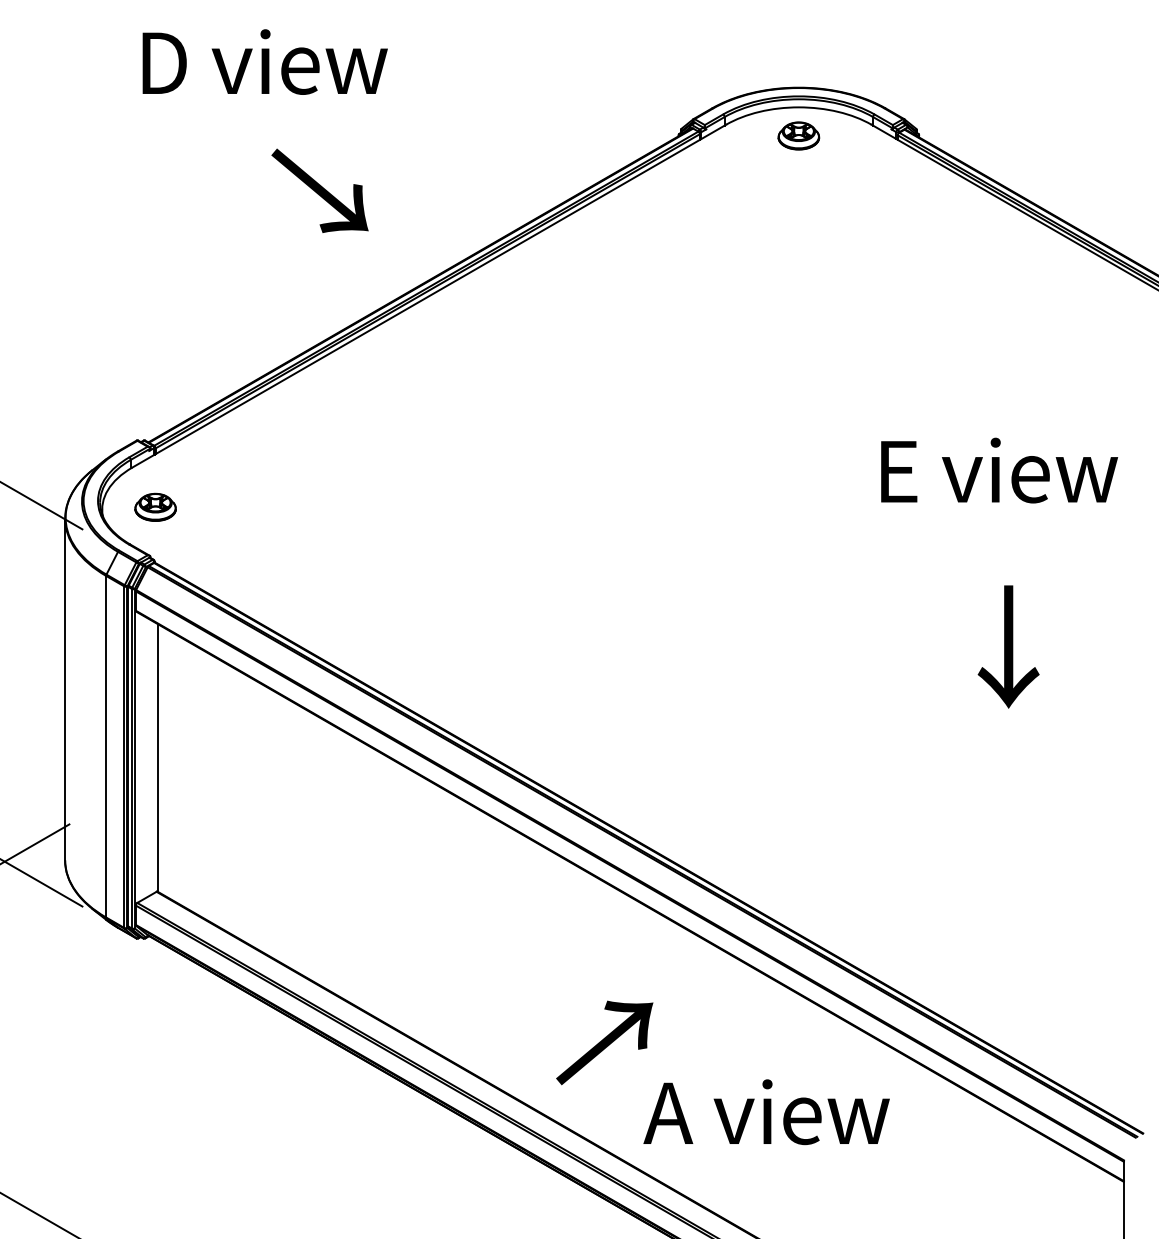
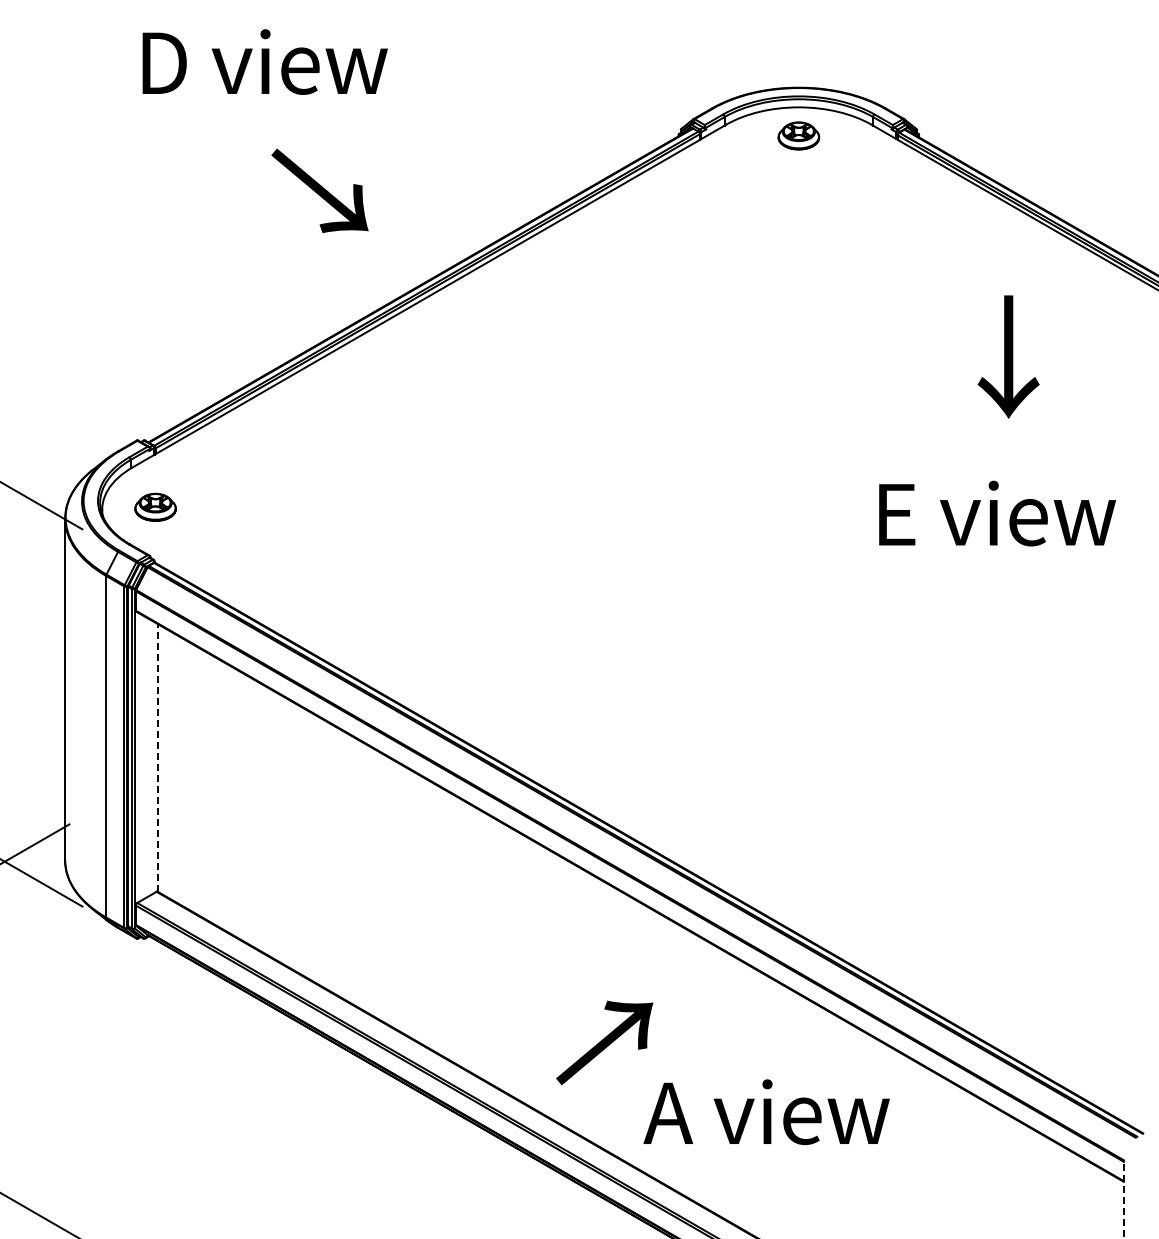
text position: (999, 470) -> (997, 513) (997, 513)
text position: (1008, 646) -> (1008, 356) (1008, 356)
line: solid -> dashed (158, 758)
line: solid -> dashed (1123, 1199)
